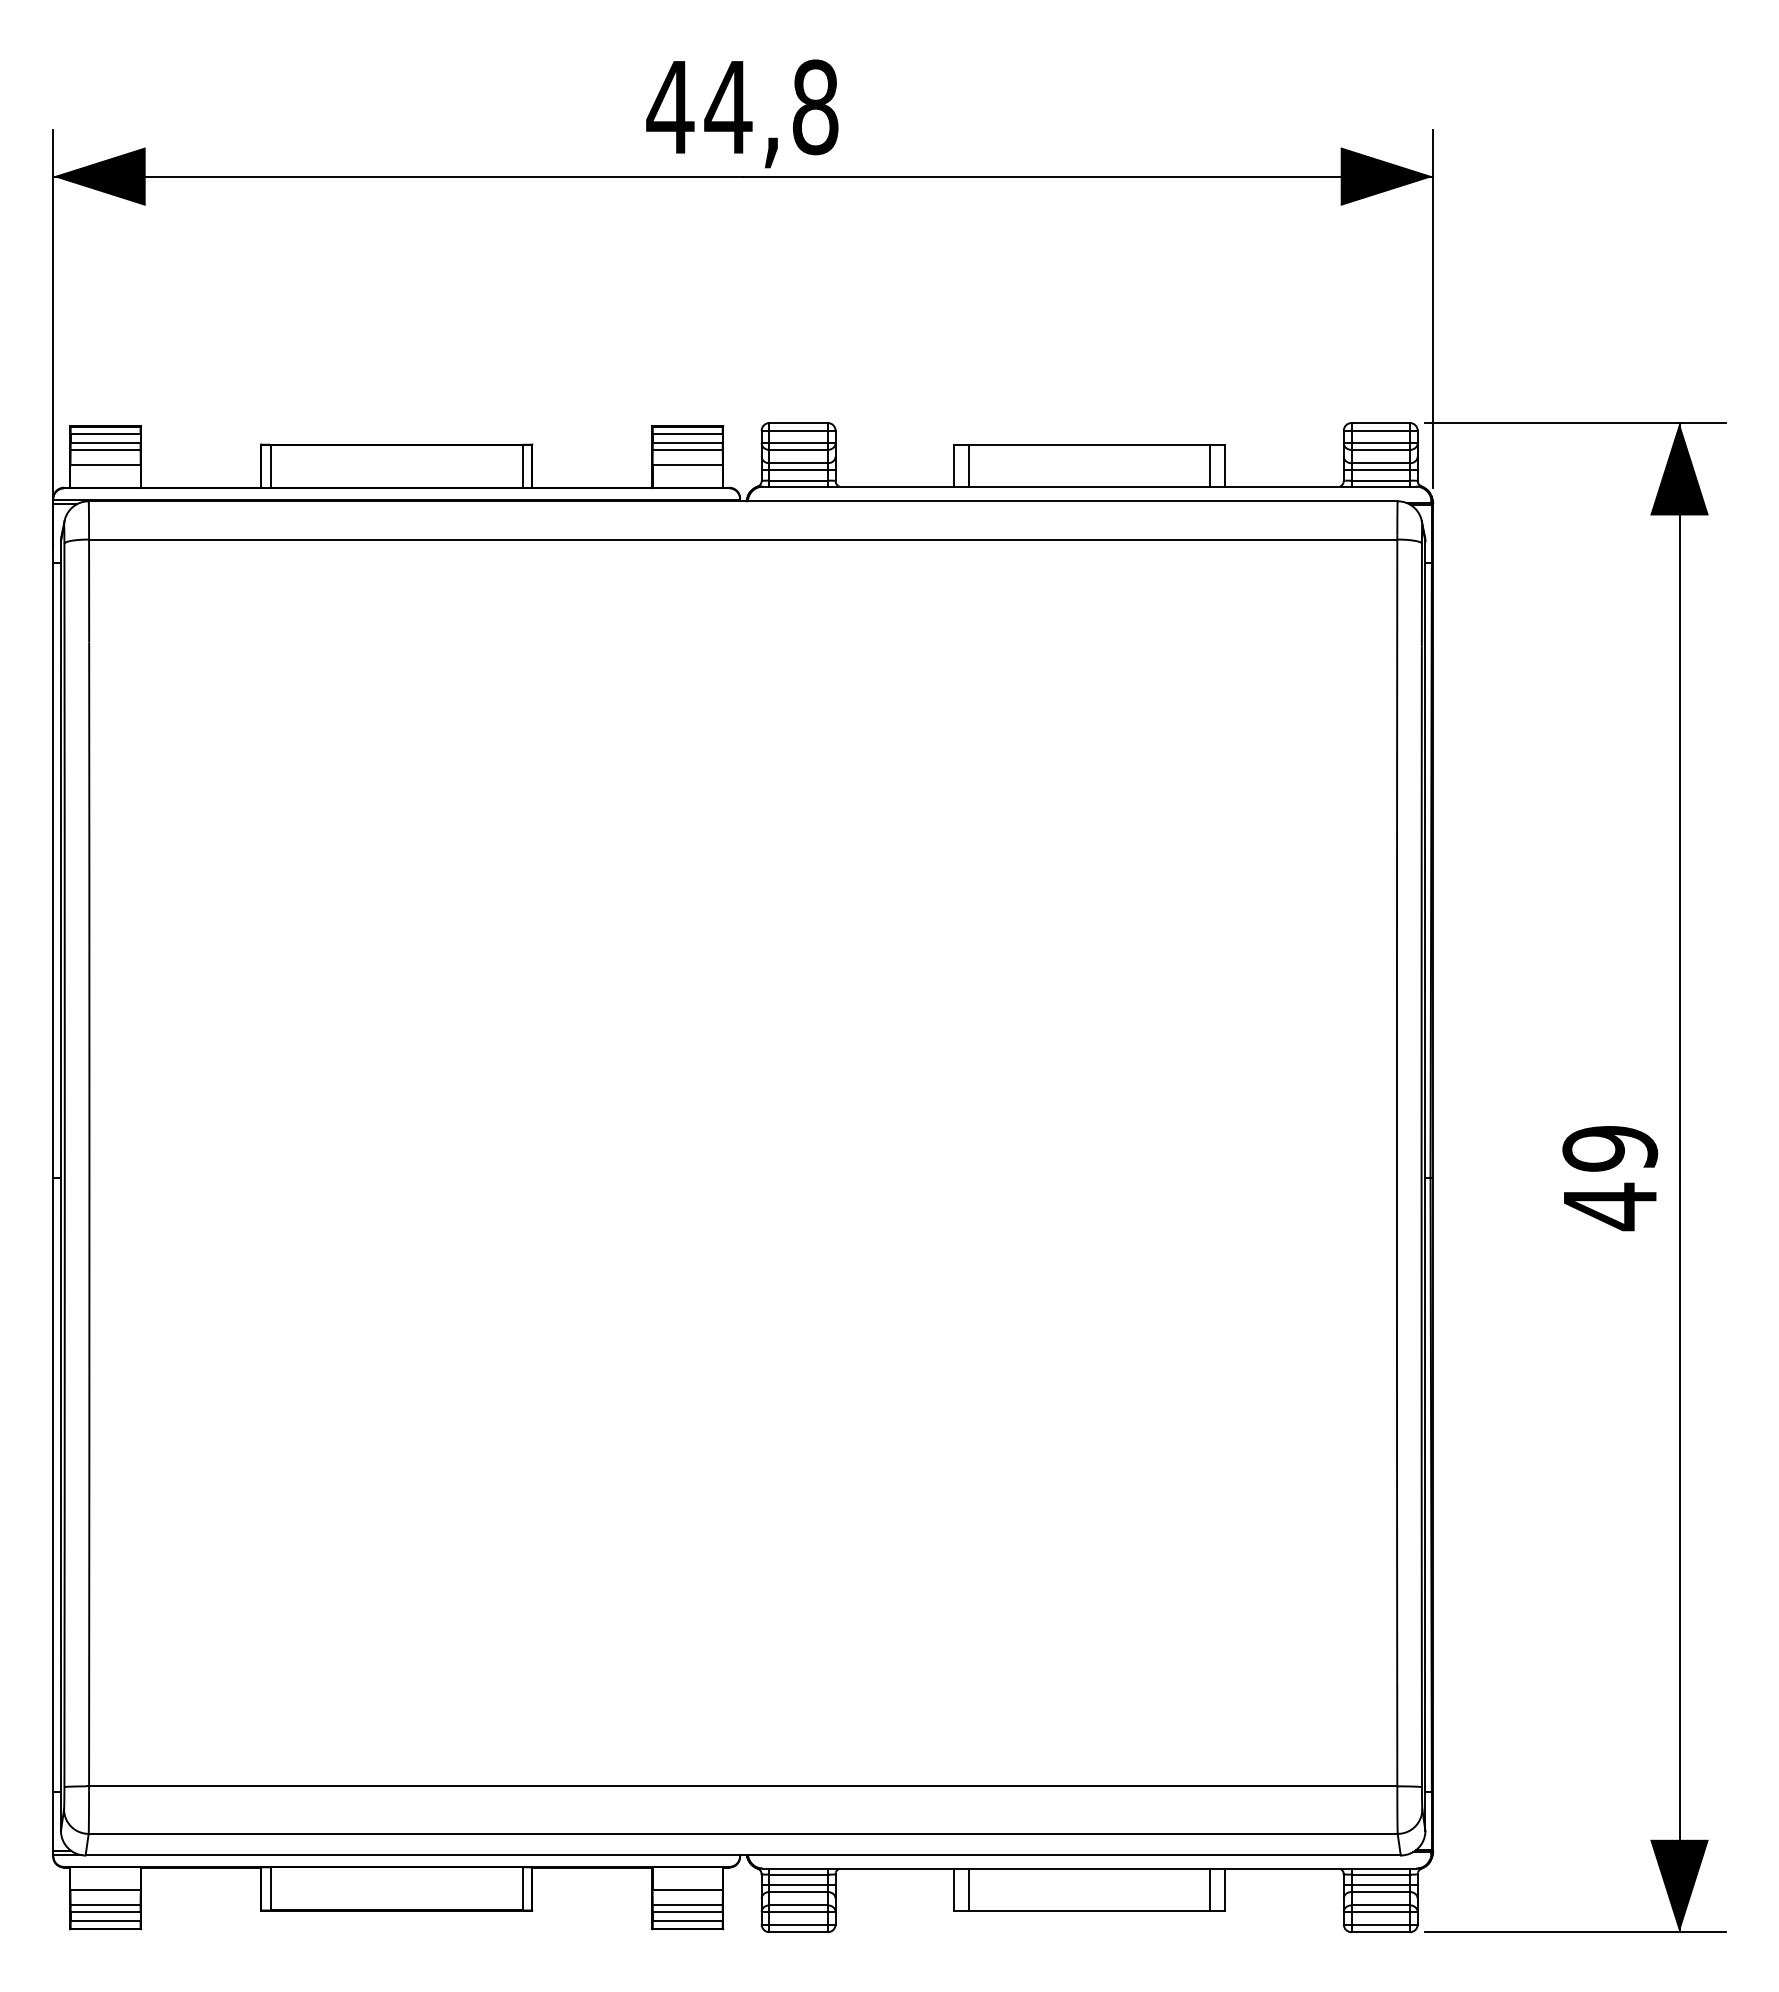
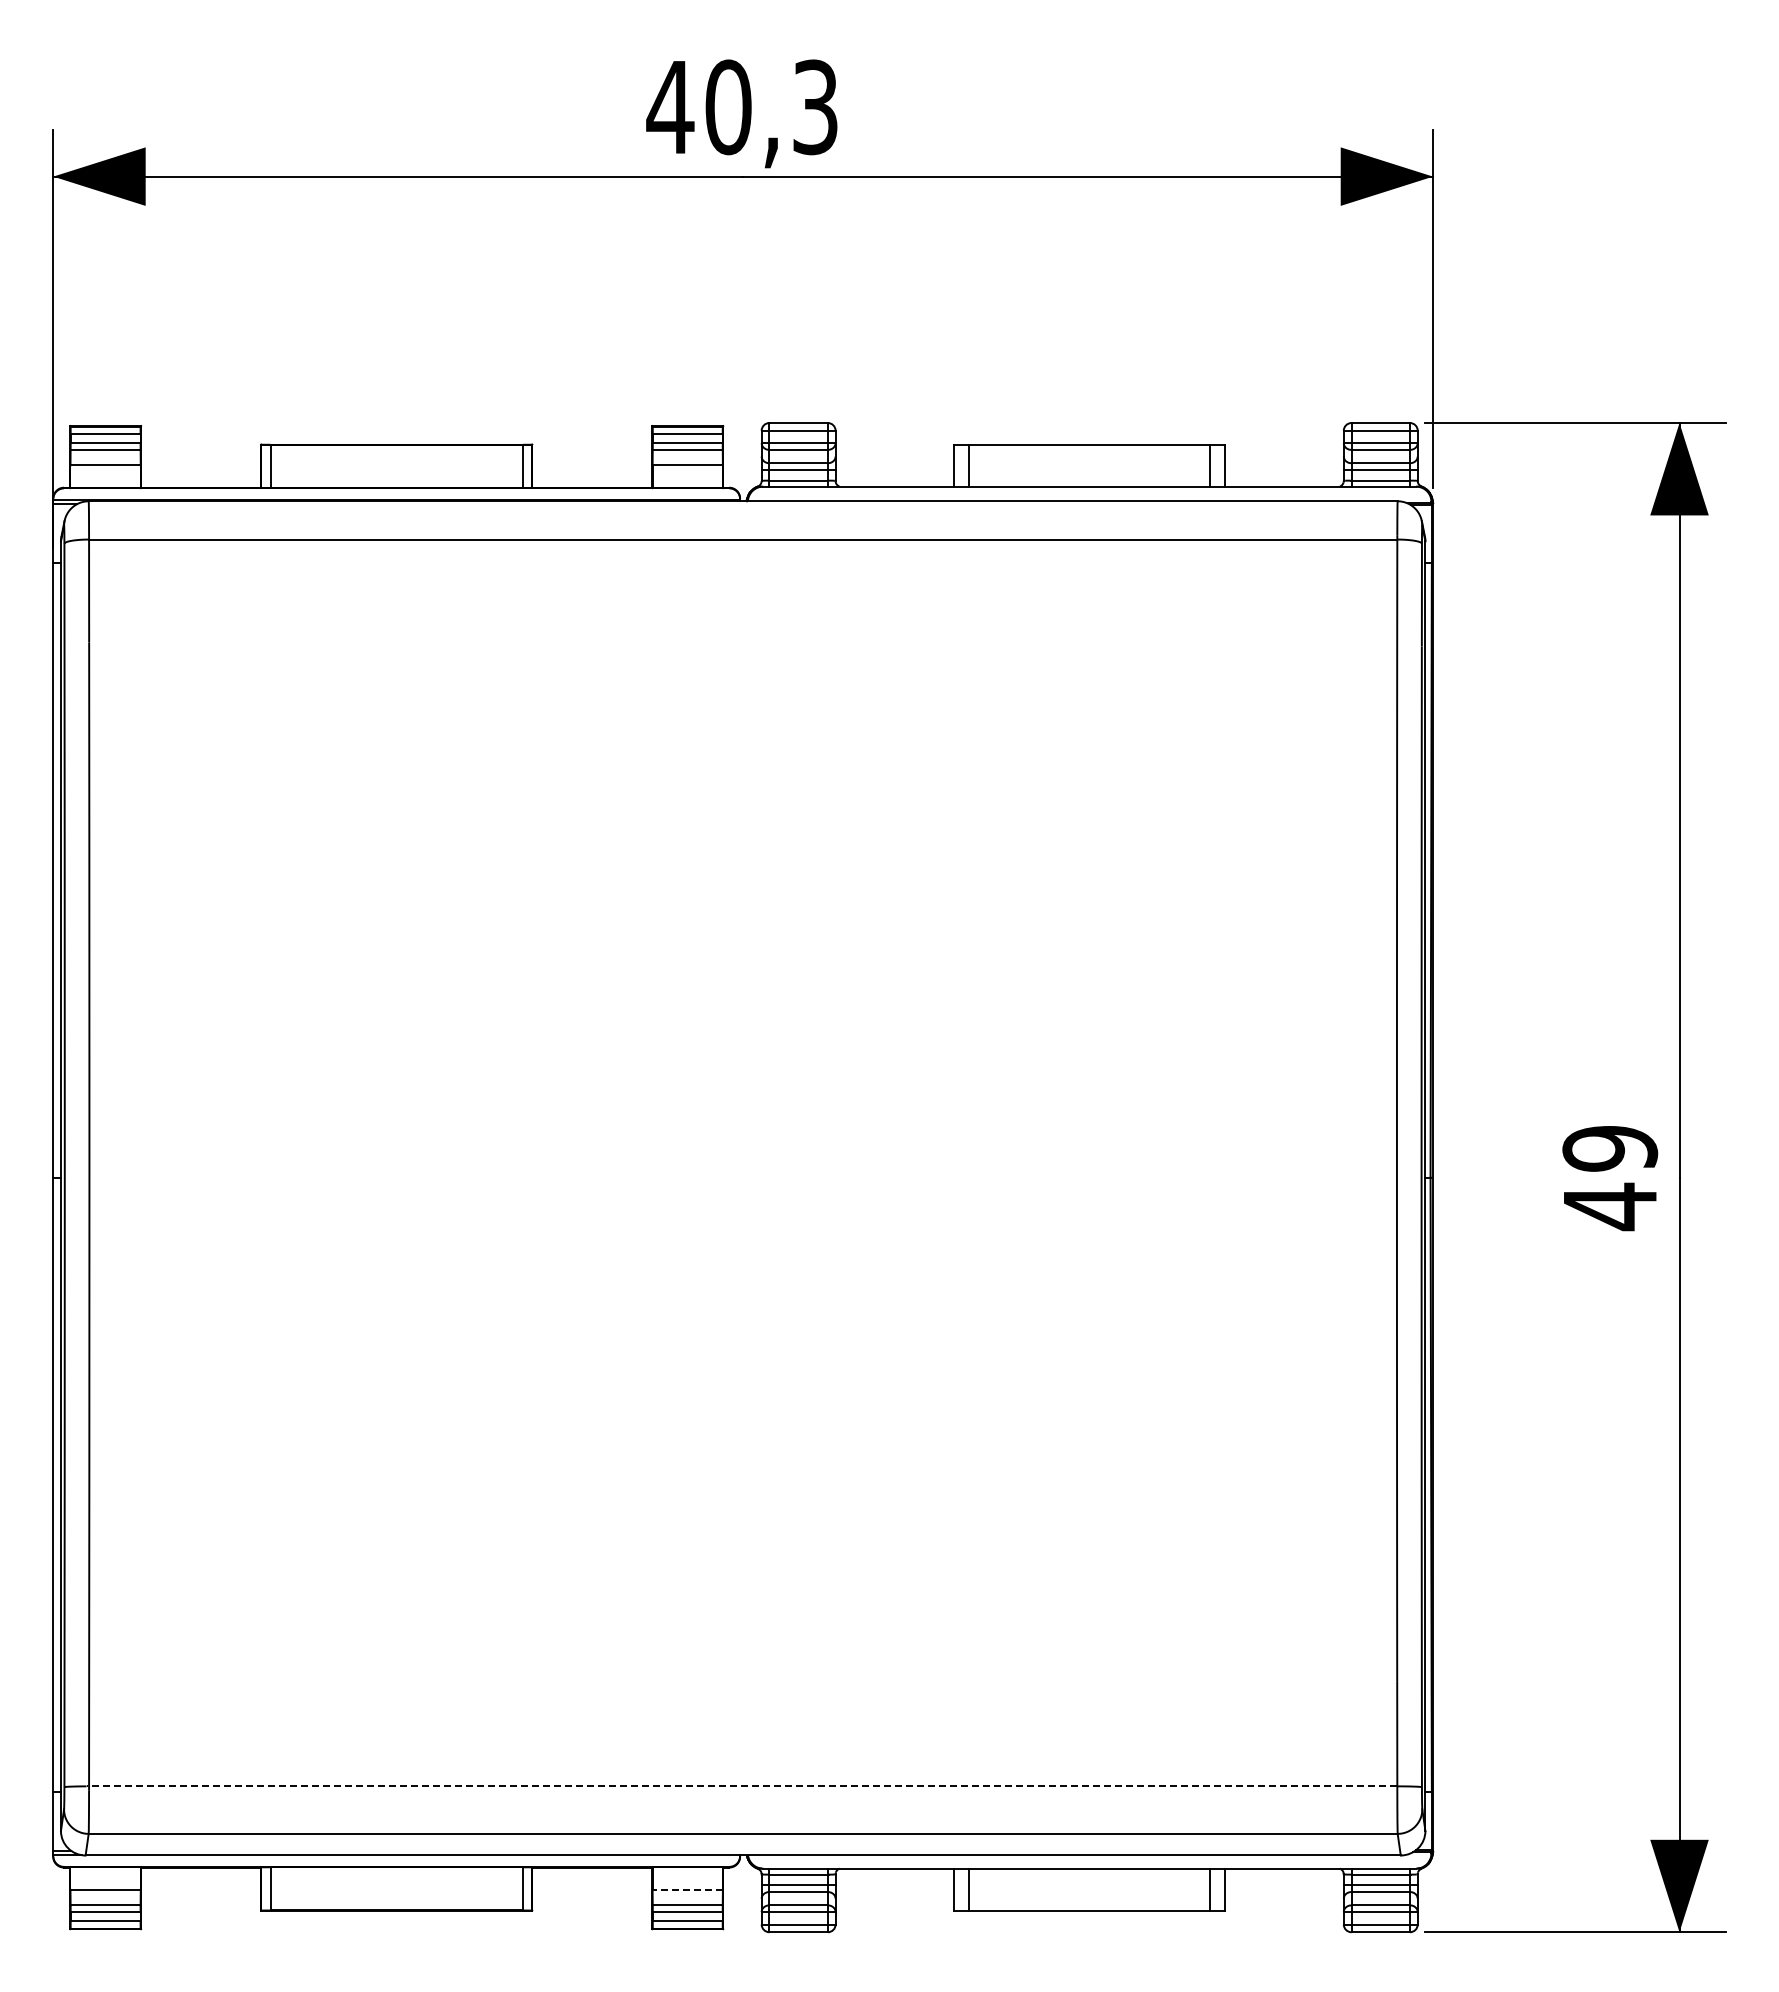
text: 44,8 -> 40,3 (771, 107)
line: solid -> dashed (741, 1786)
line: solid -> dashed (687, 1889)
